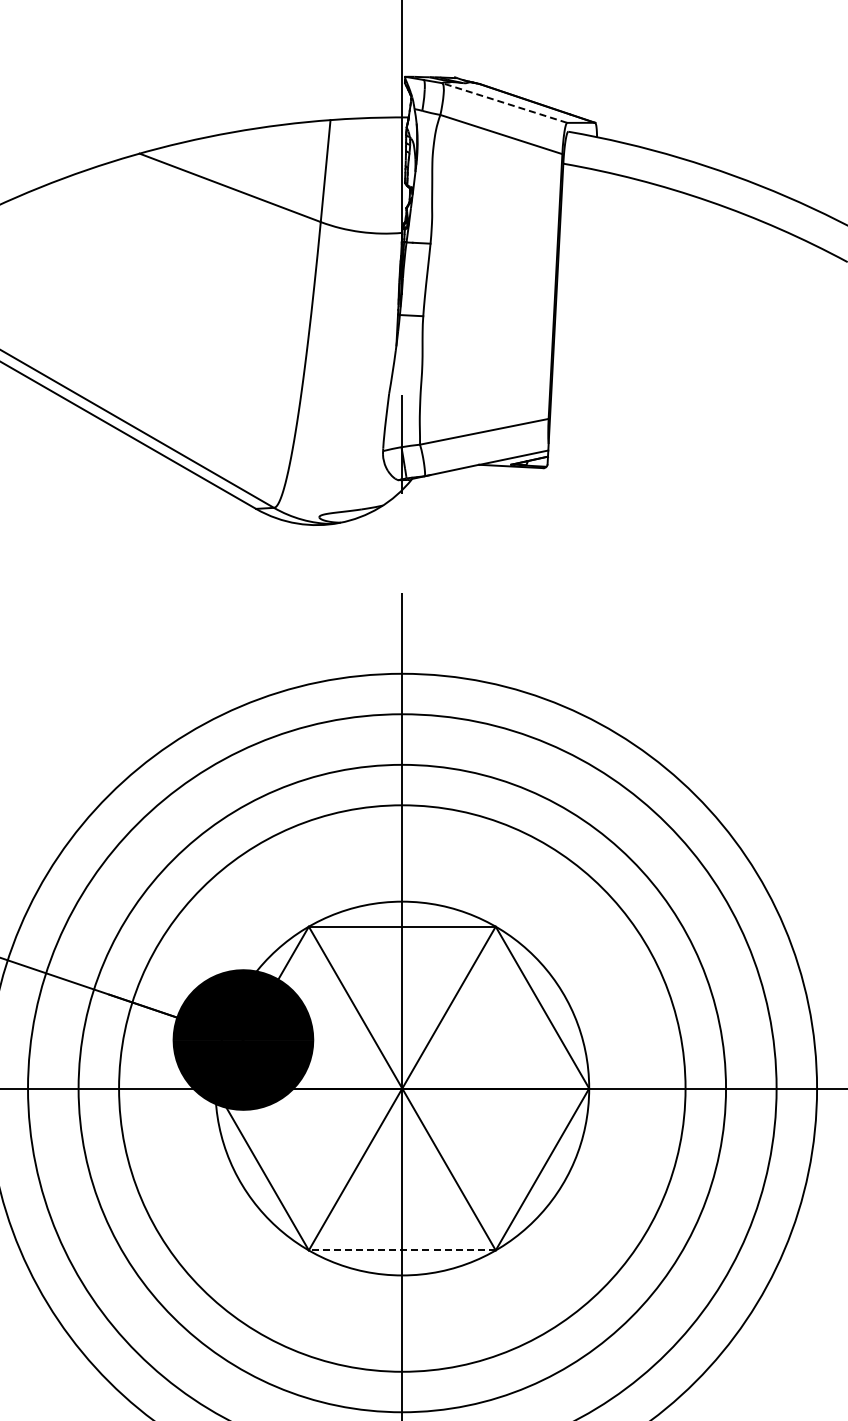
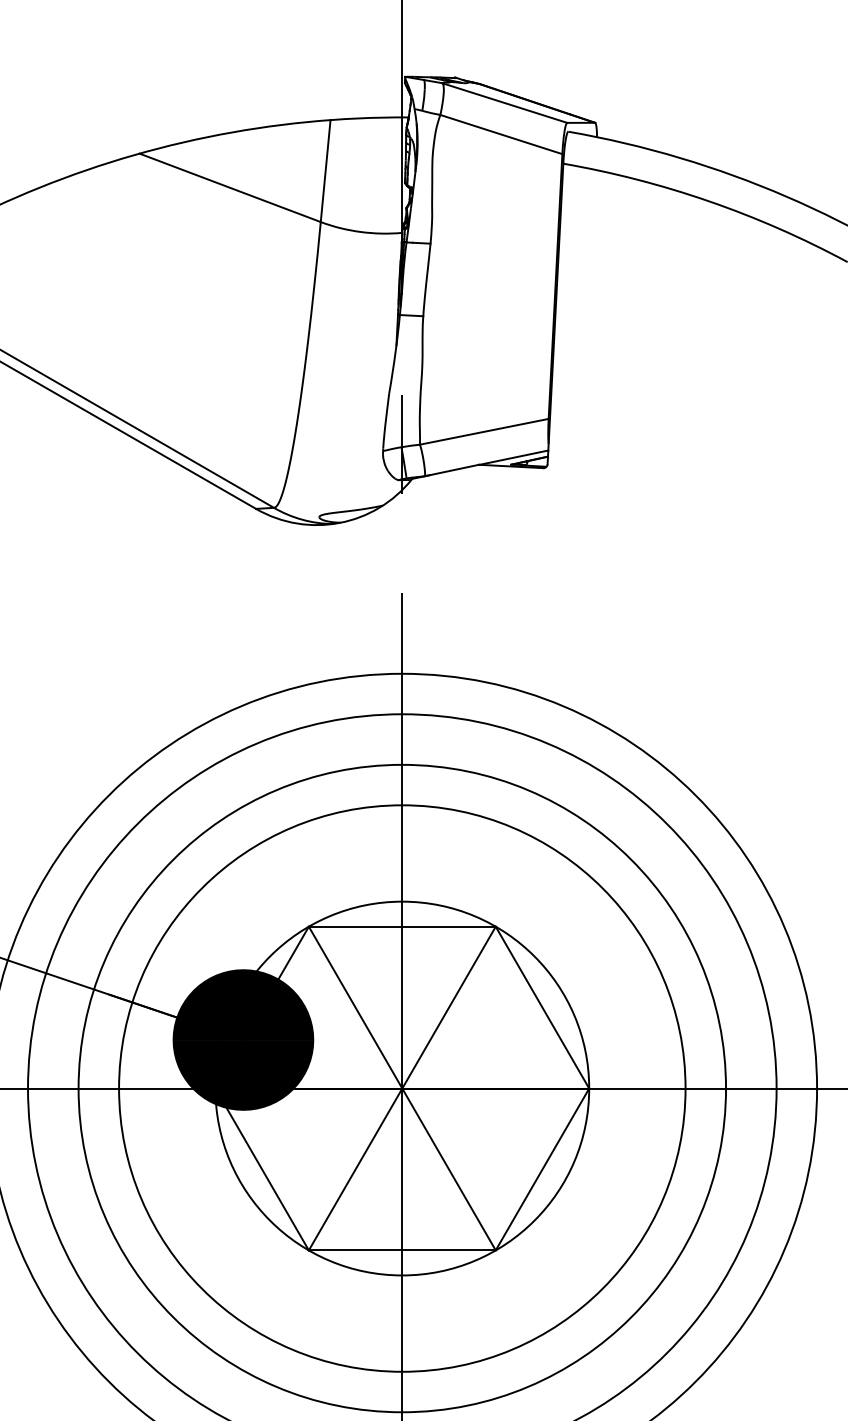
line: dashed -> solid (504, 103)
line: dashed -> solid (401, 1250)
